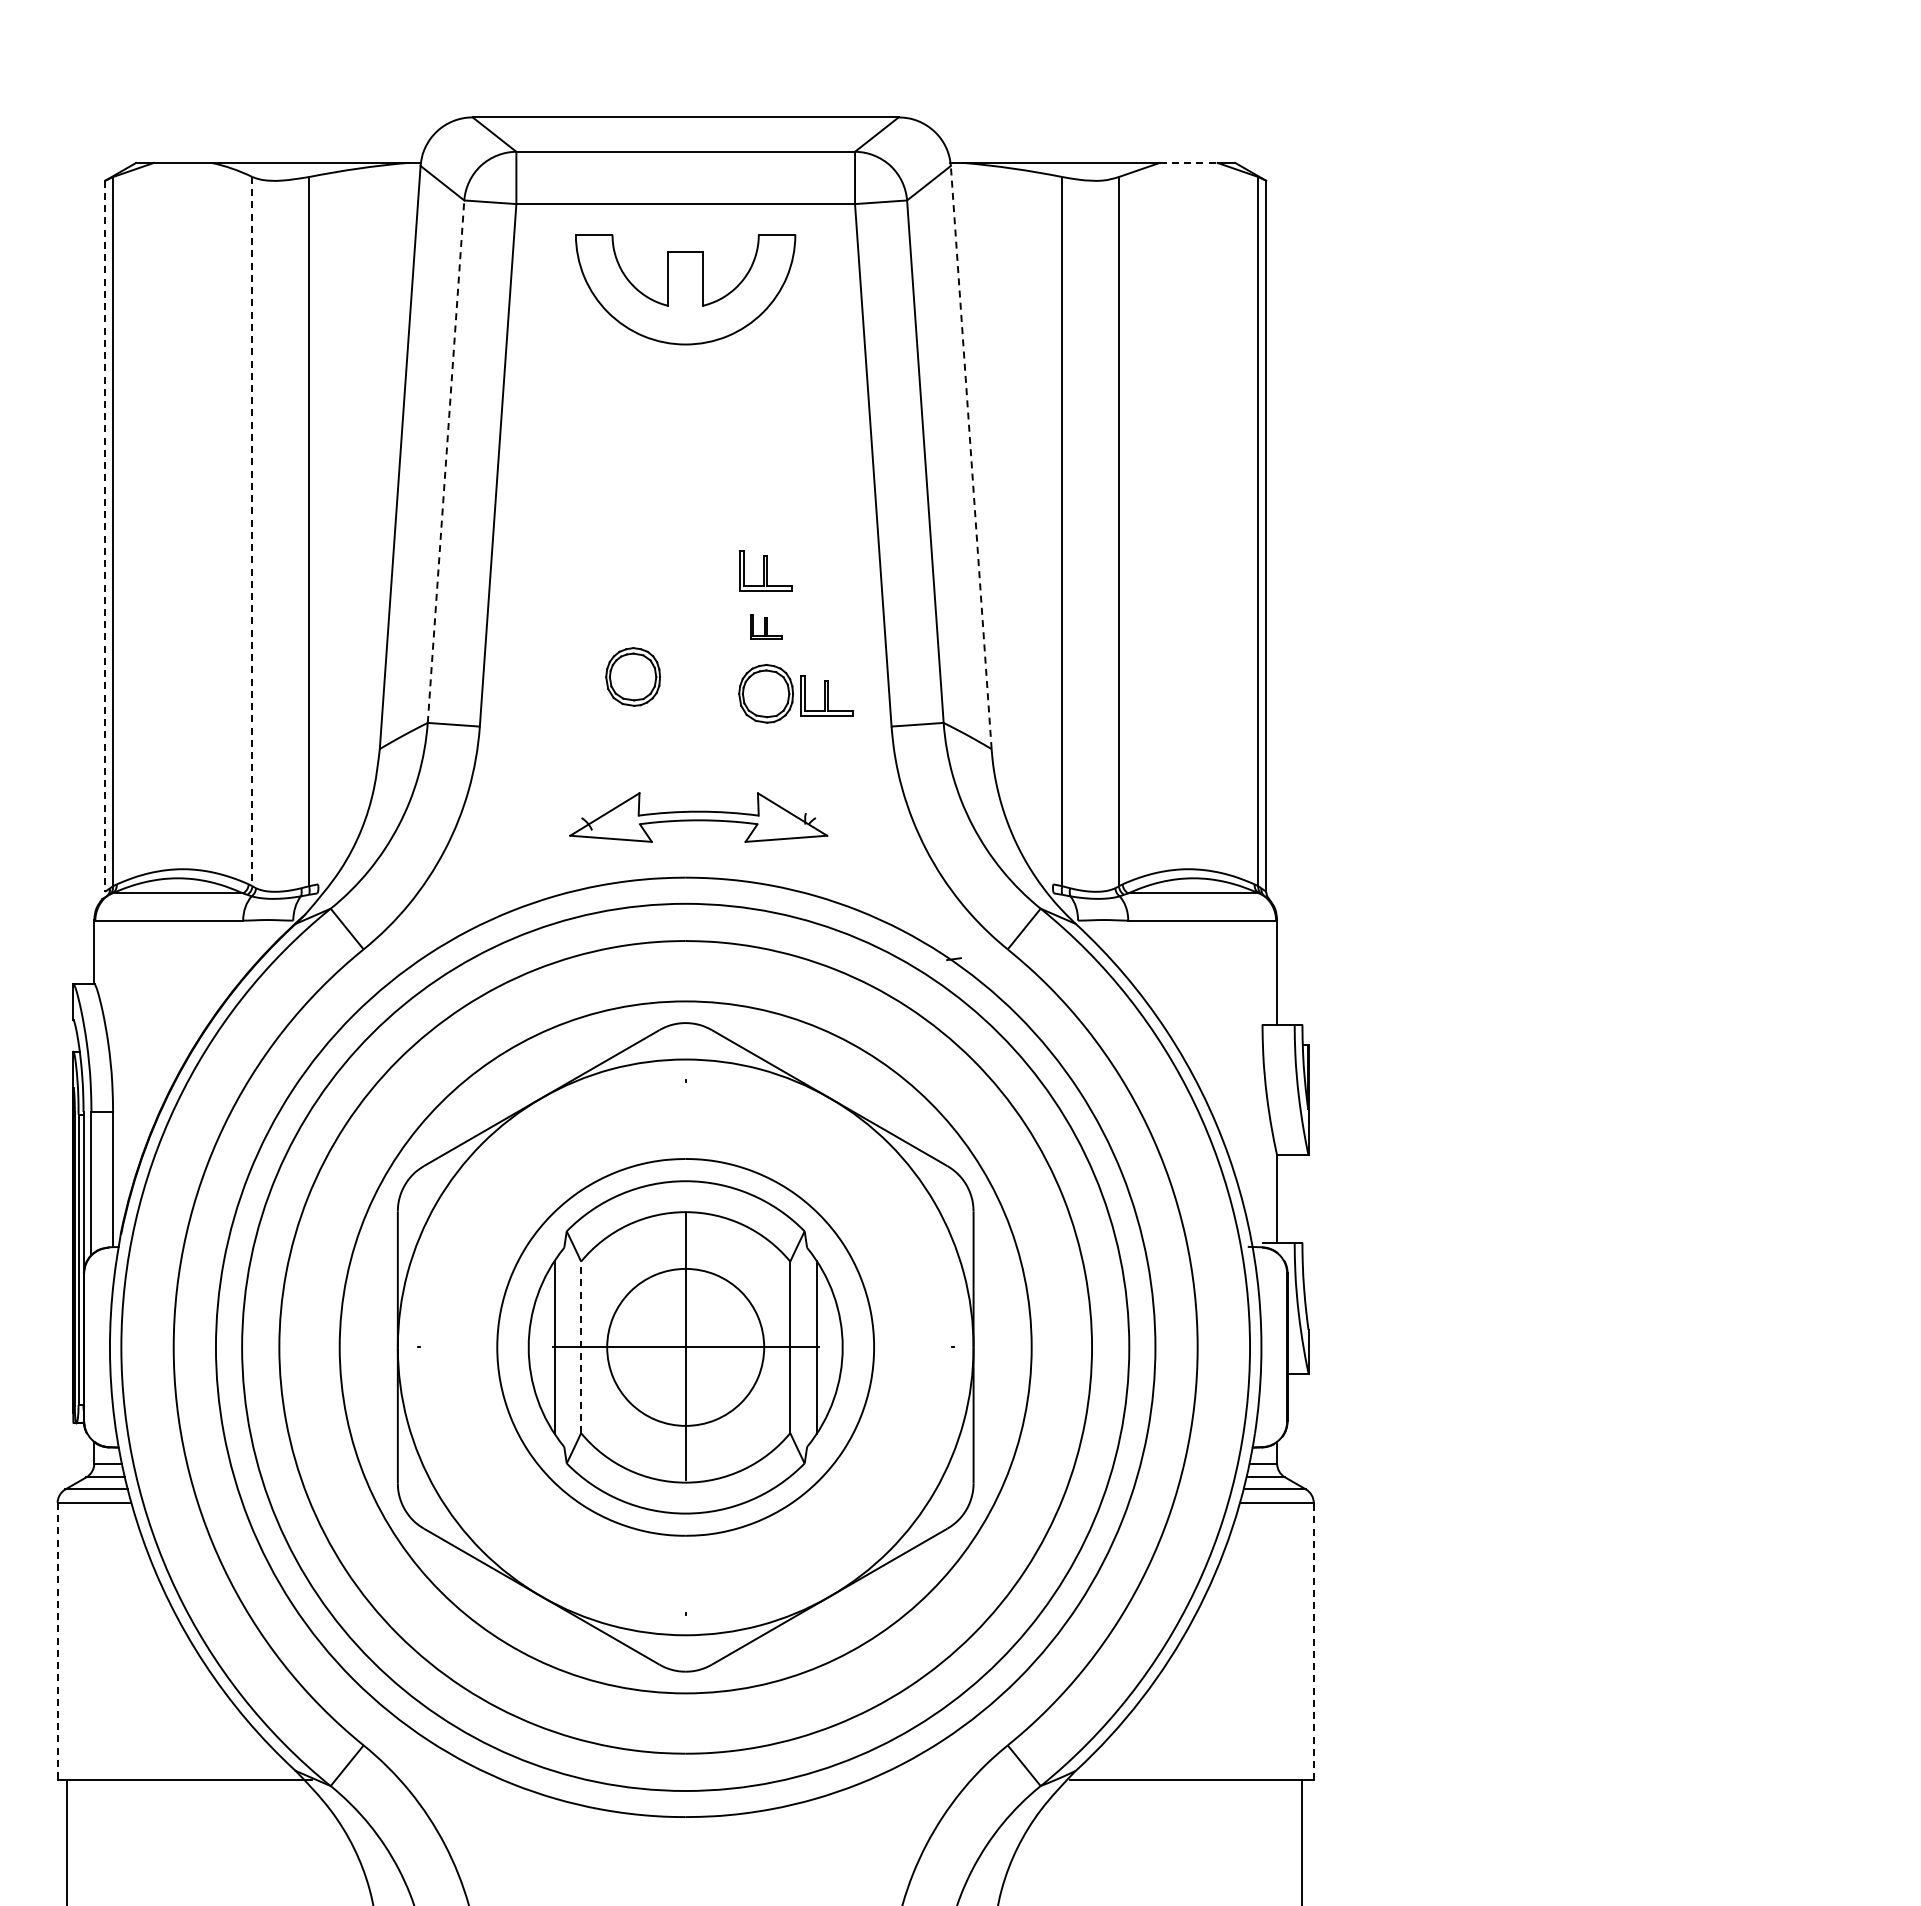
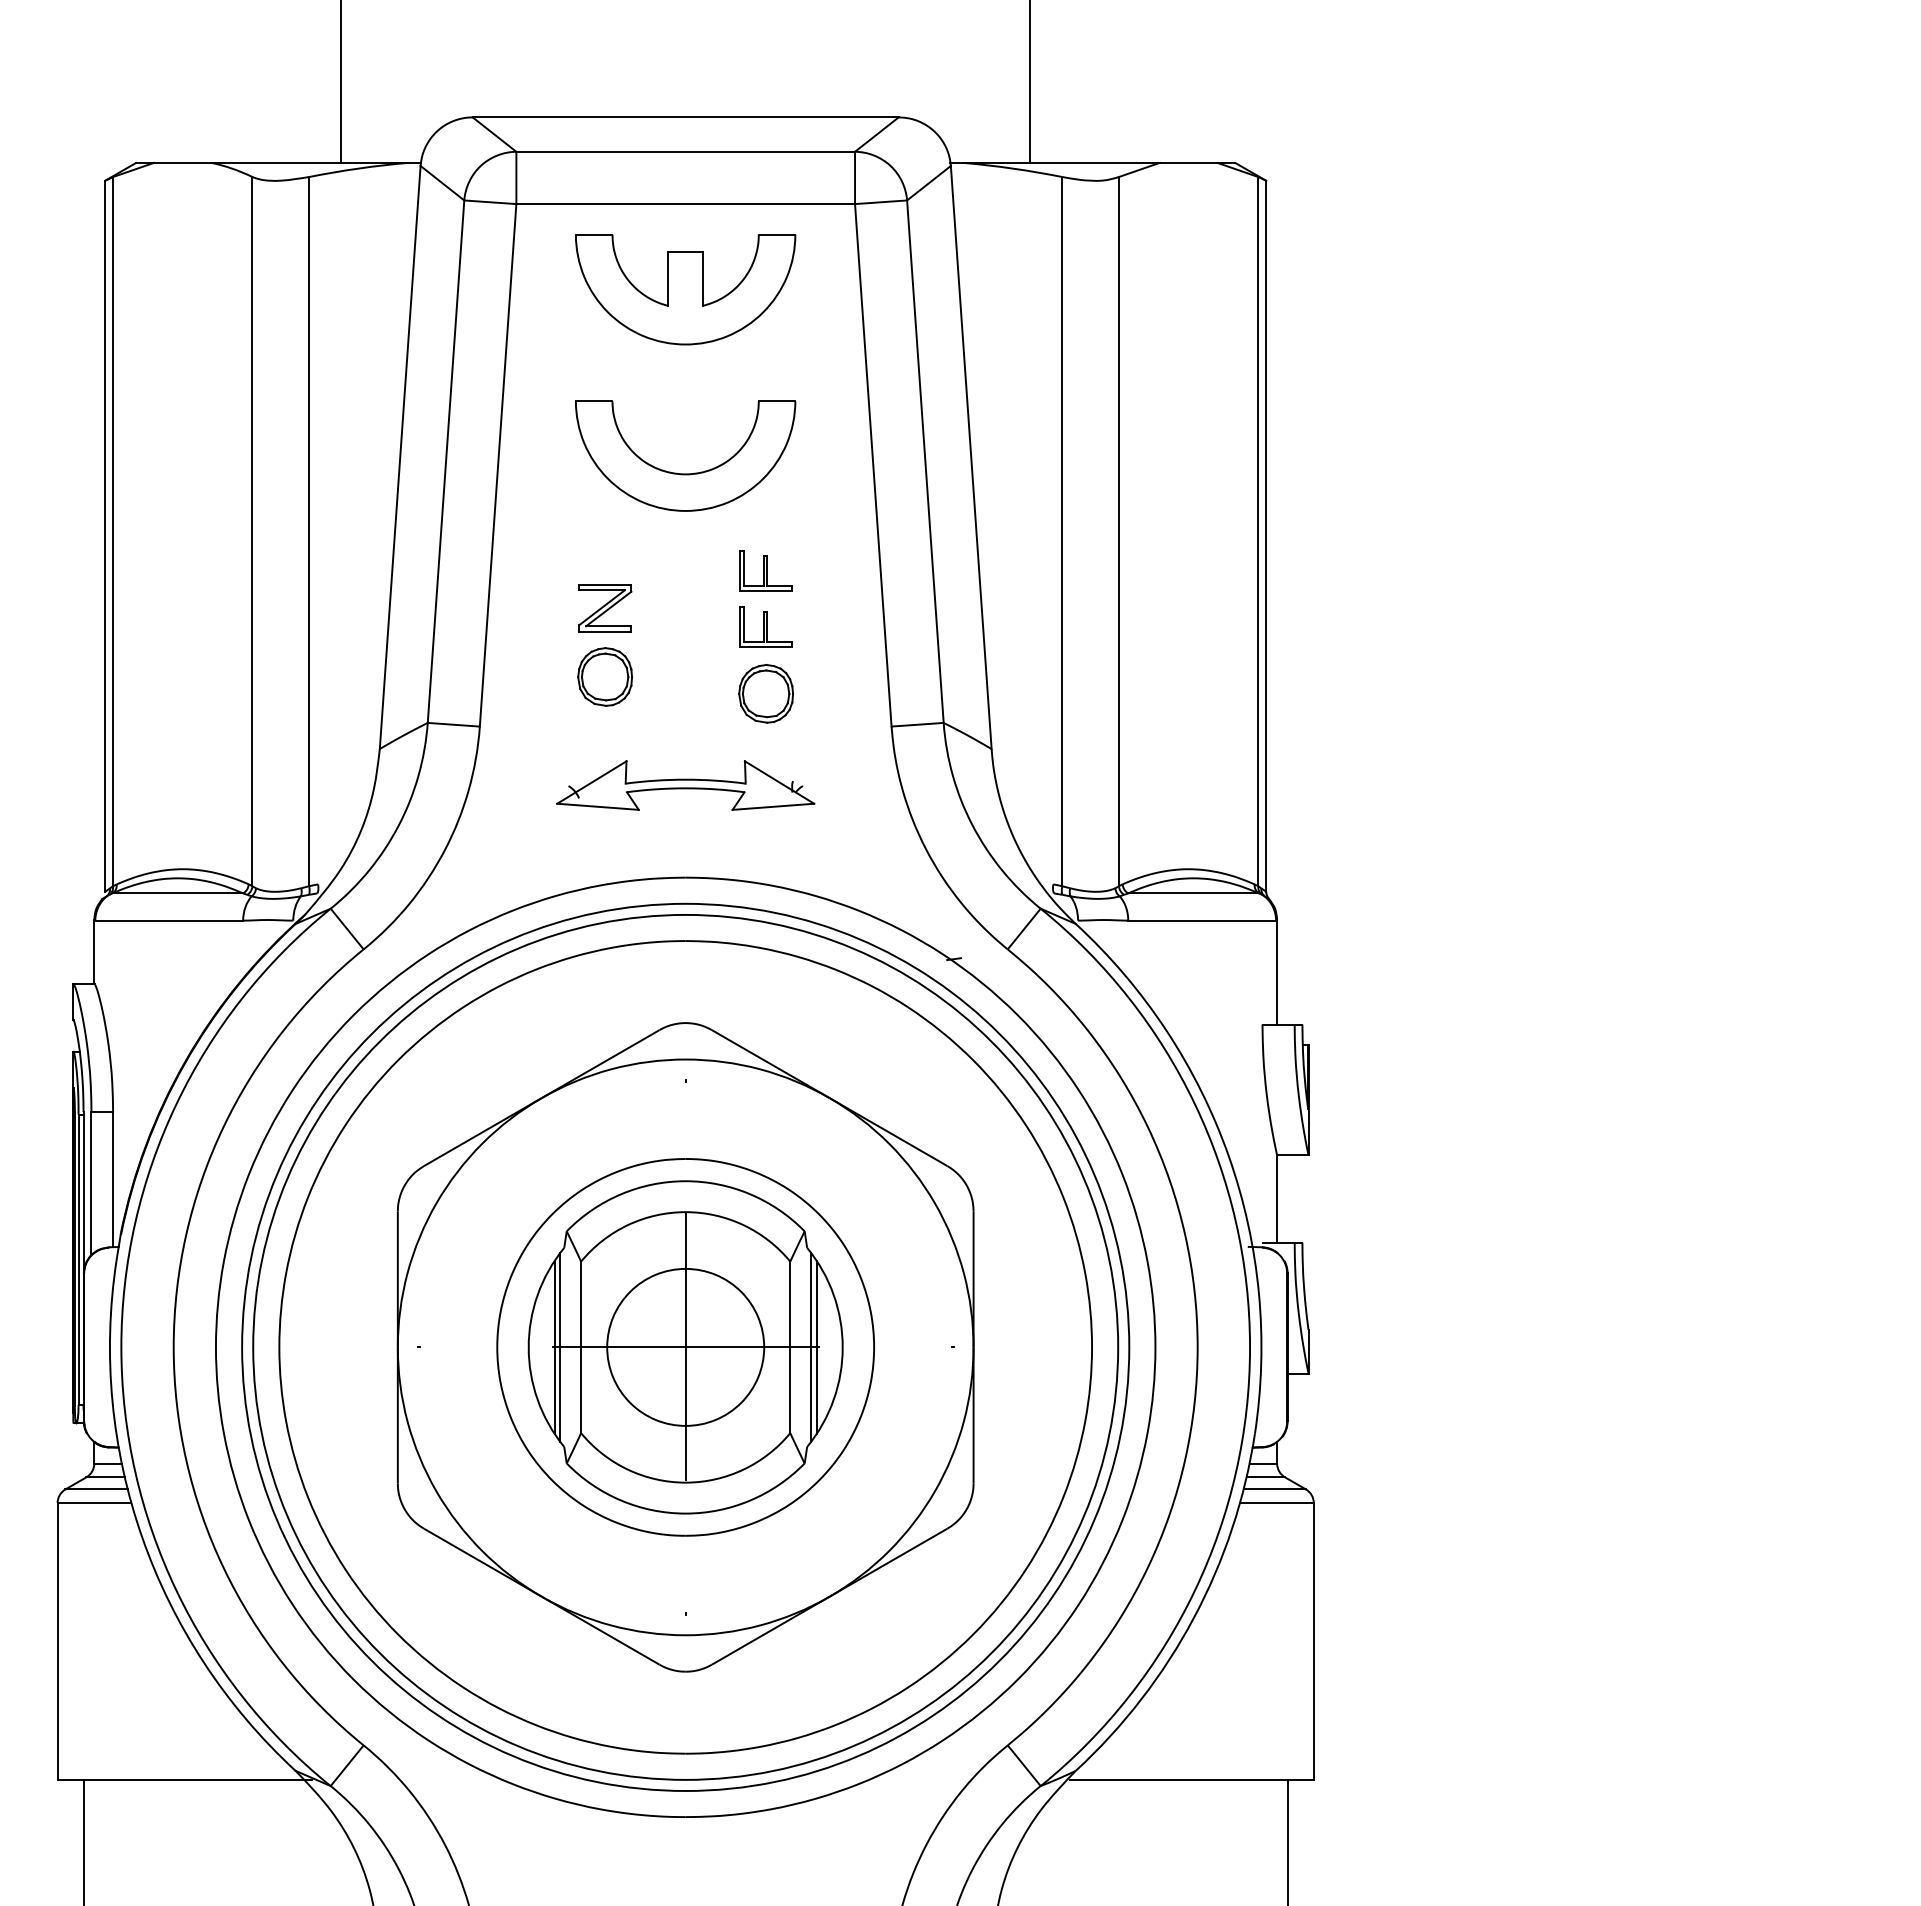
line: none -> present (341, 82)
line: none -> present (1030, 82)
line: dashed -> solid (1188, 162)
line: dashed -> solid (971, 457)
line: dashed -> solid (446, 461)
part: none -> present (685, 473)
line: dashed -> solid (252, 531)
line: dashed -> solid (105, 536)
part: none -> present (605, 608)
part size: 33x26 px -> 54x42 px (765, 626)
part position: (632, 676) -> (604, 676) (604, 676)
part: present -> none (826, 695)
part position: (698, 817) -> (685, 785) (685, 785)
line: none -> present (560, 1347)
line: dashed -> solid (581, 1347)
circle diameter: 692 px -> 865 px (685, 1346)
line: none -> present (811, 1347)
line: dashed -> solid (57, 1641)
line: dashed -> solid (1313, 1641)
line position: (66, 1841) -> (83, 1841) (83, 1841)
line position: (1301, 1841) -> (1287, 1841) (1287, 1841)
